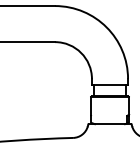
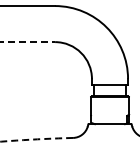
line: solid -> dashed (28, 42)
arc: solid -> dashed (36, 139)
